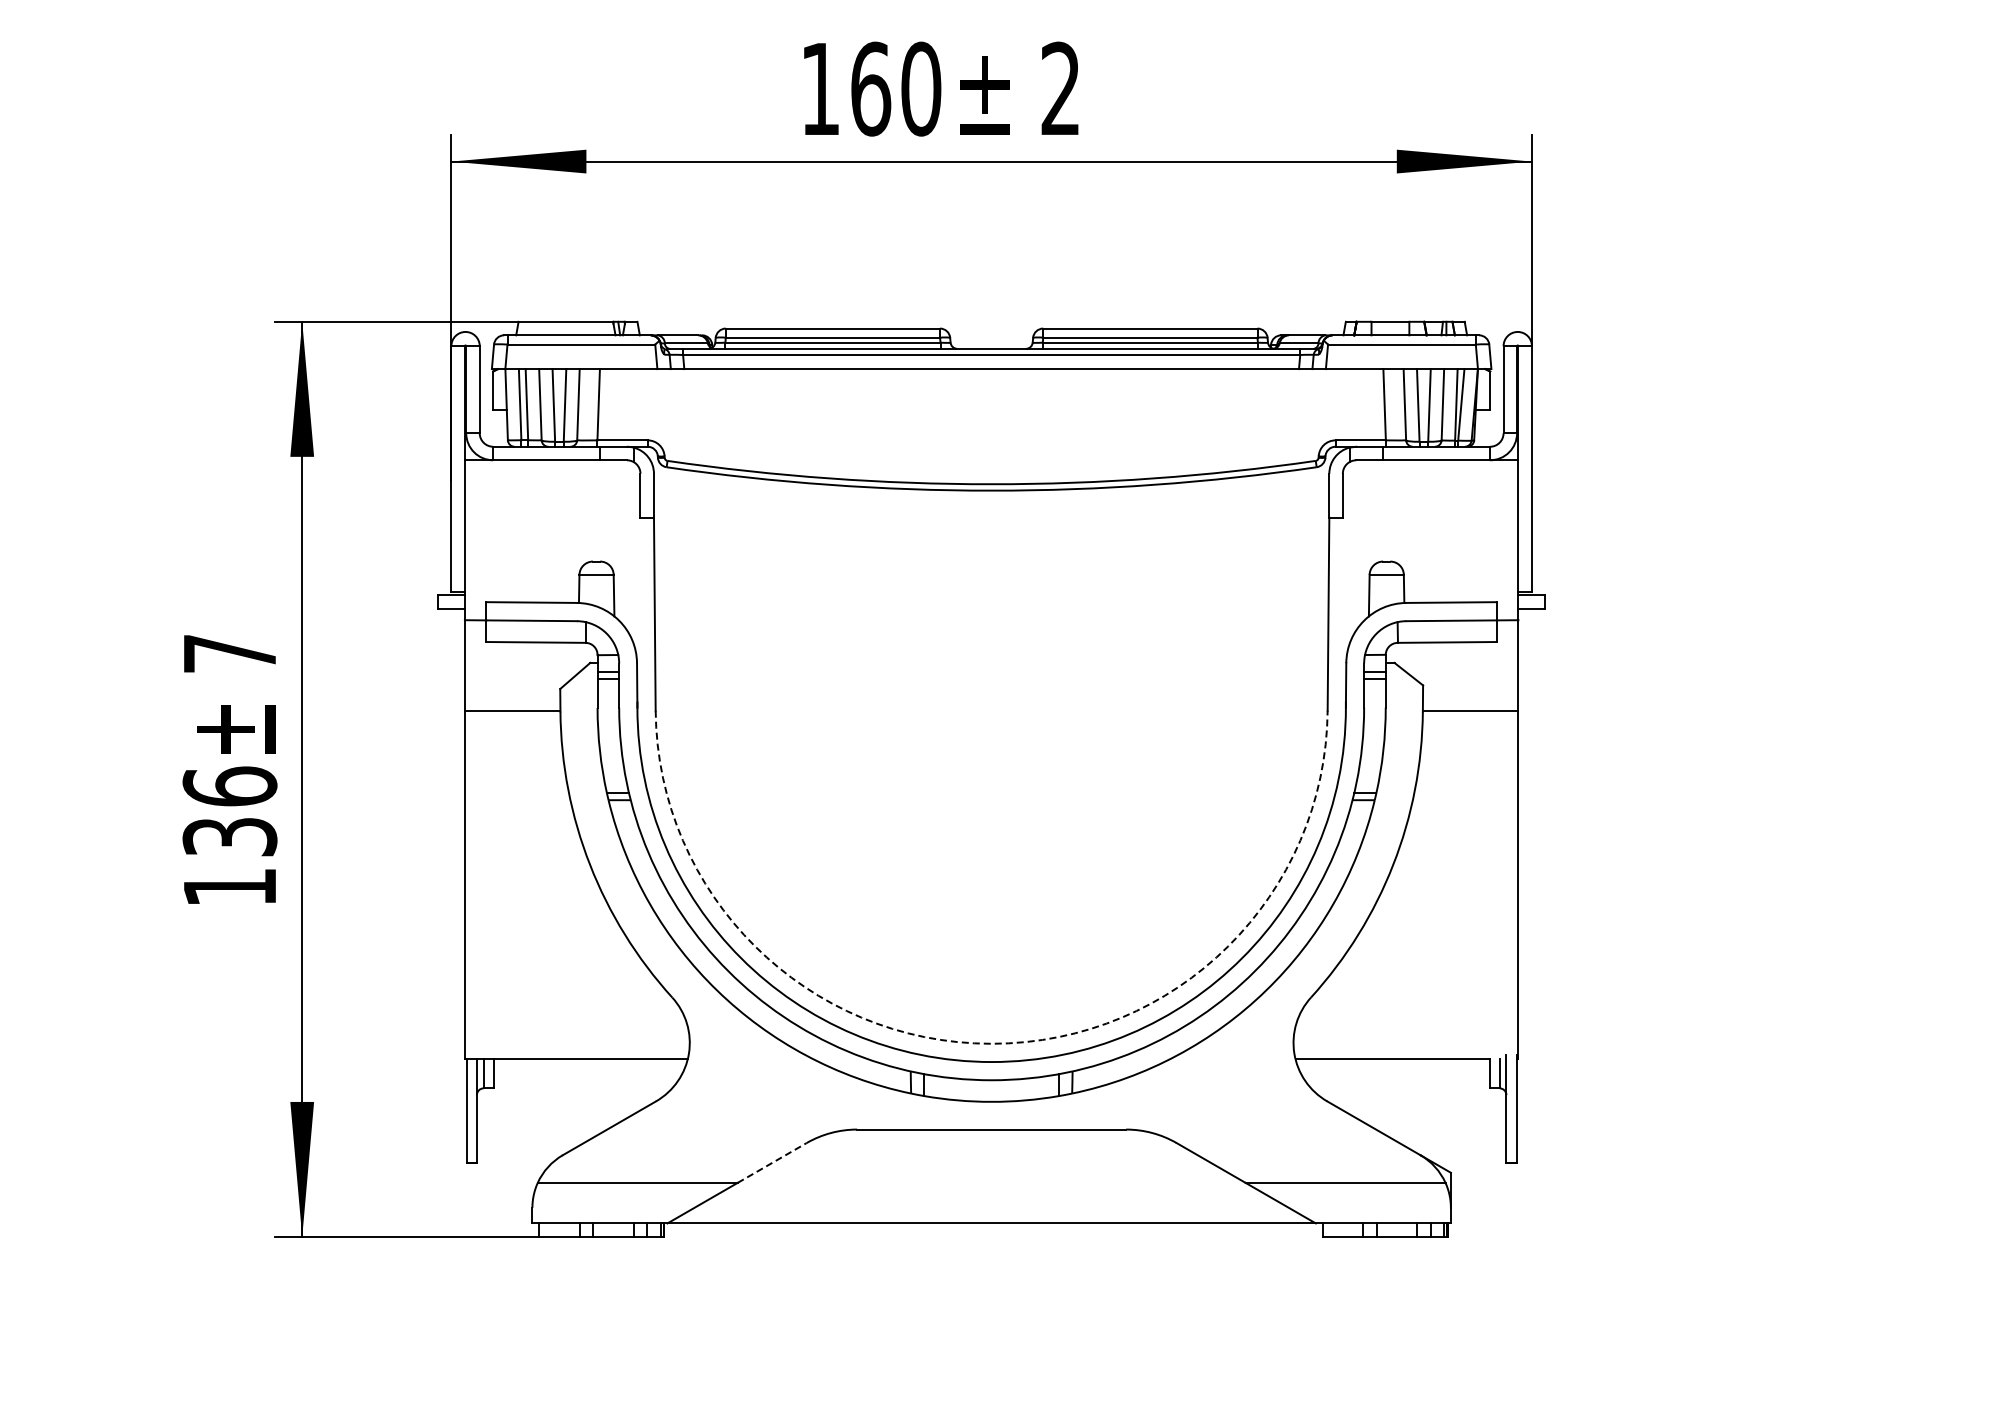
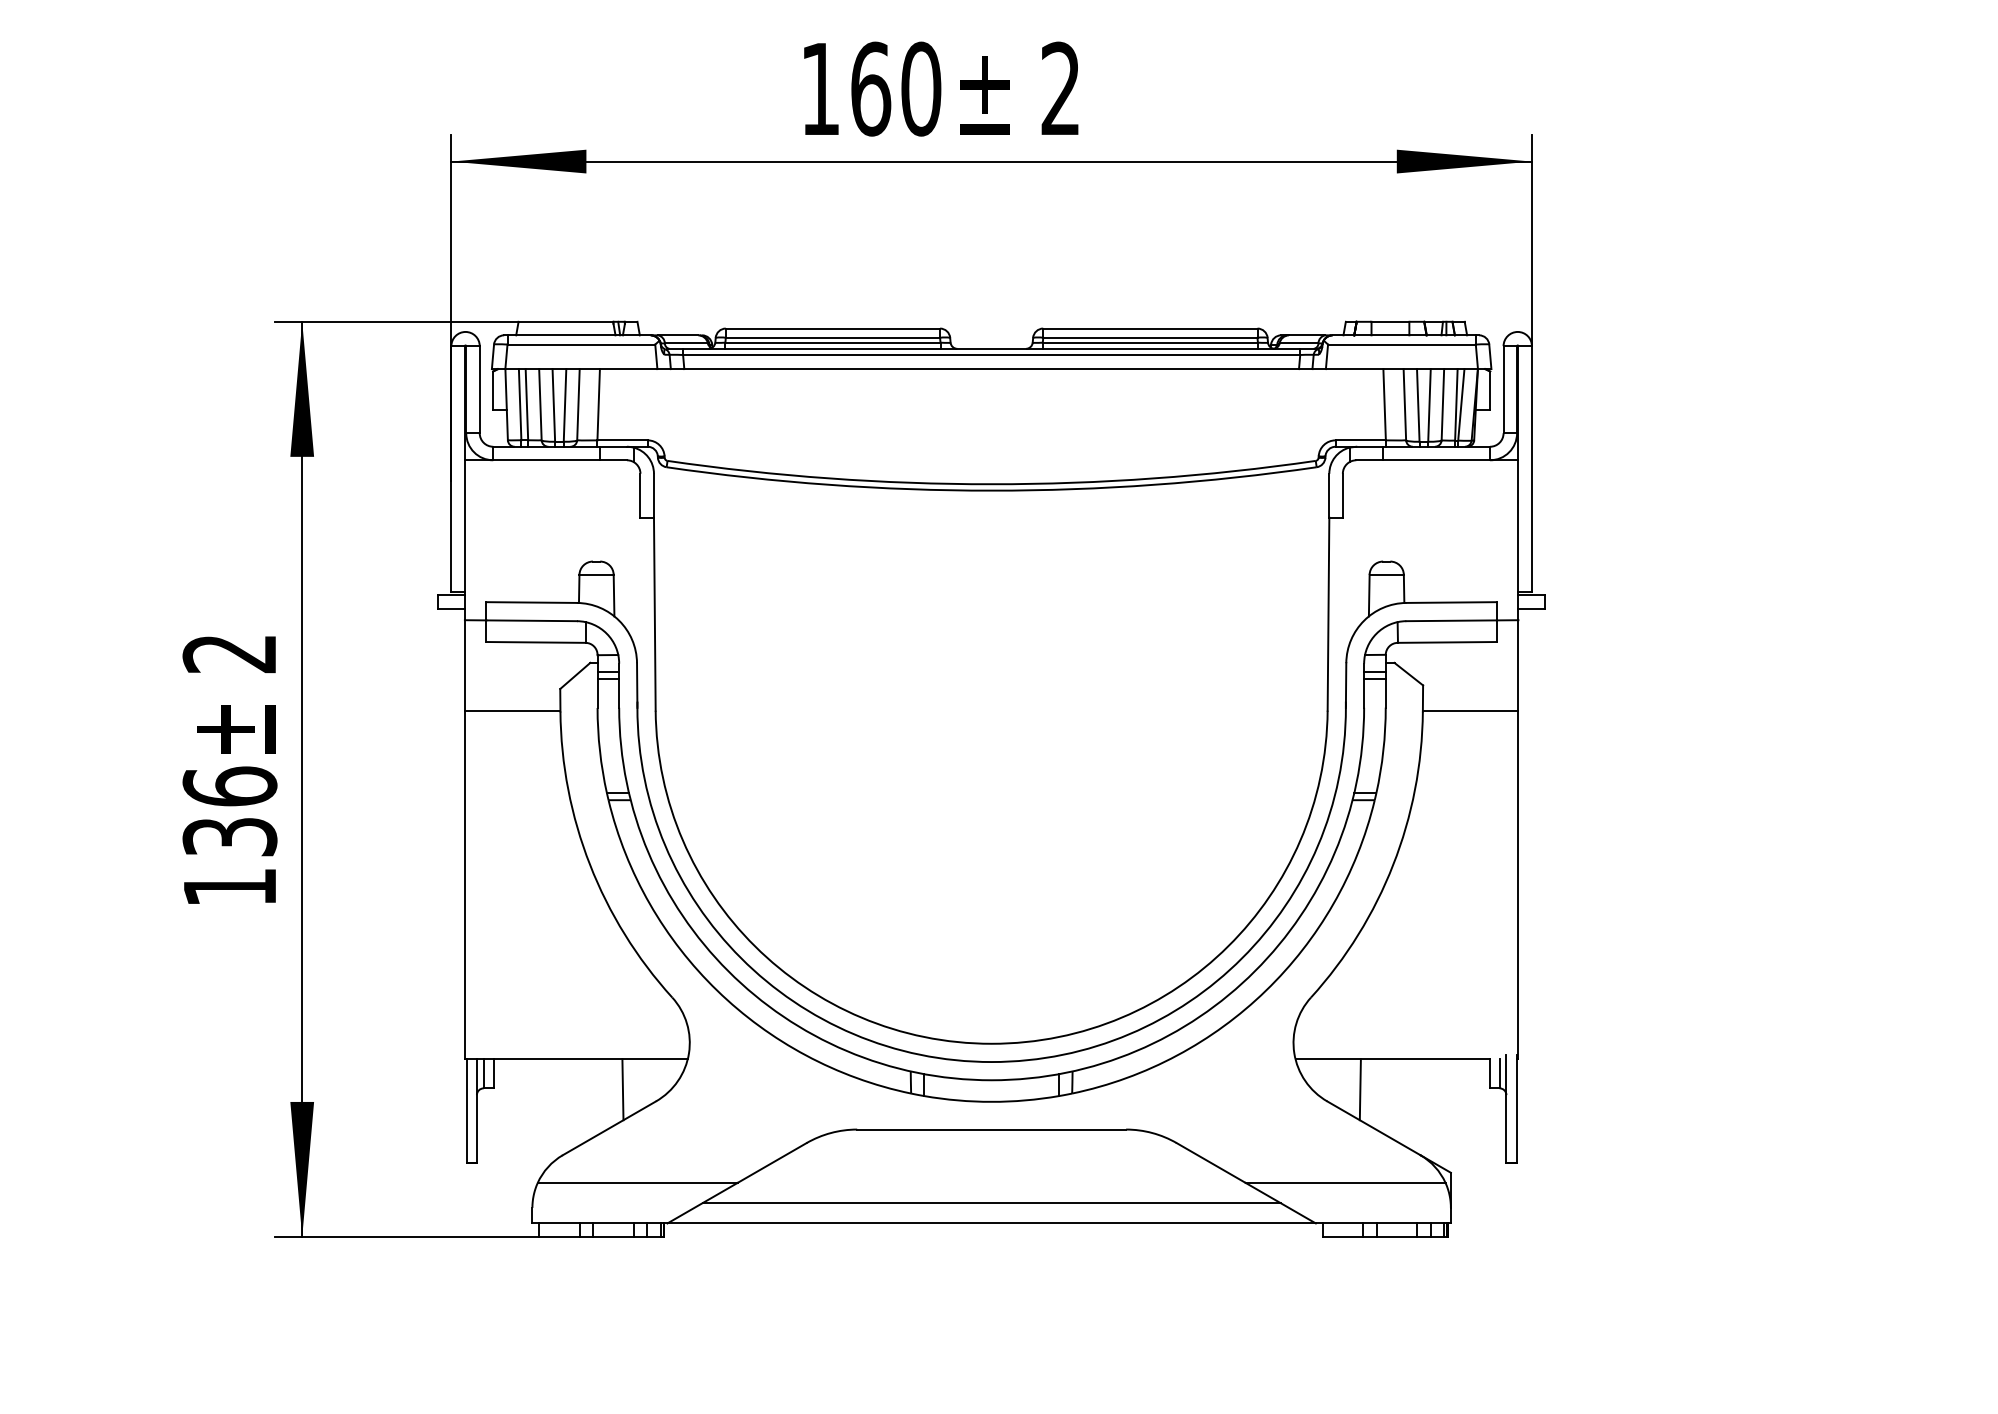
text: 7 -> 2 (228, 654)
arc: dashed -> solid (991, 1043)
line: none -> present (622, 1089)
line: none -> present (1359, 1089)
line: dashed -> solid (772, 1163)
line: none -> present (991, 1203)
